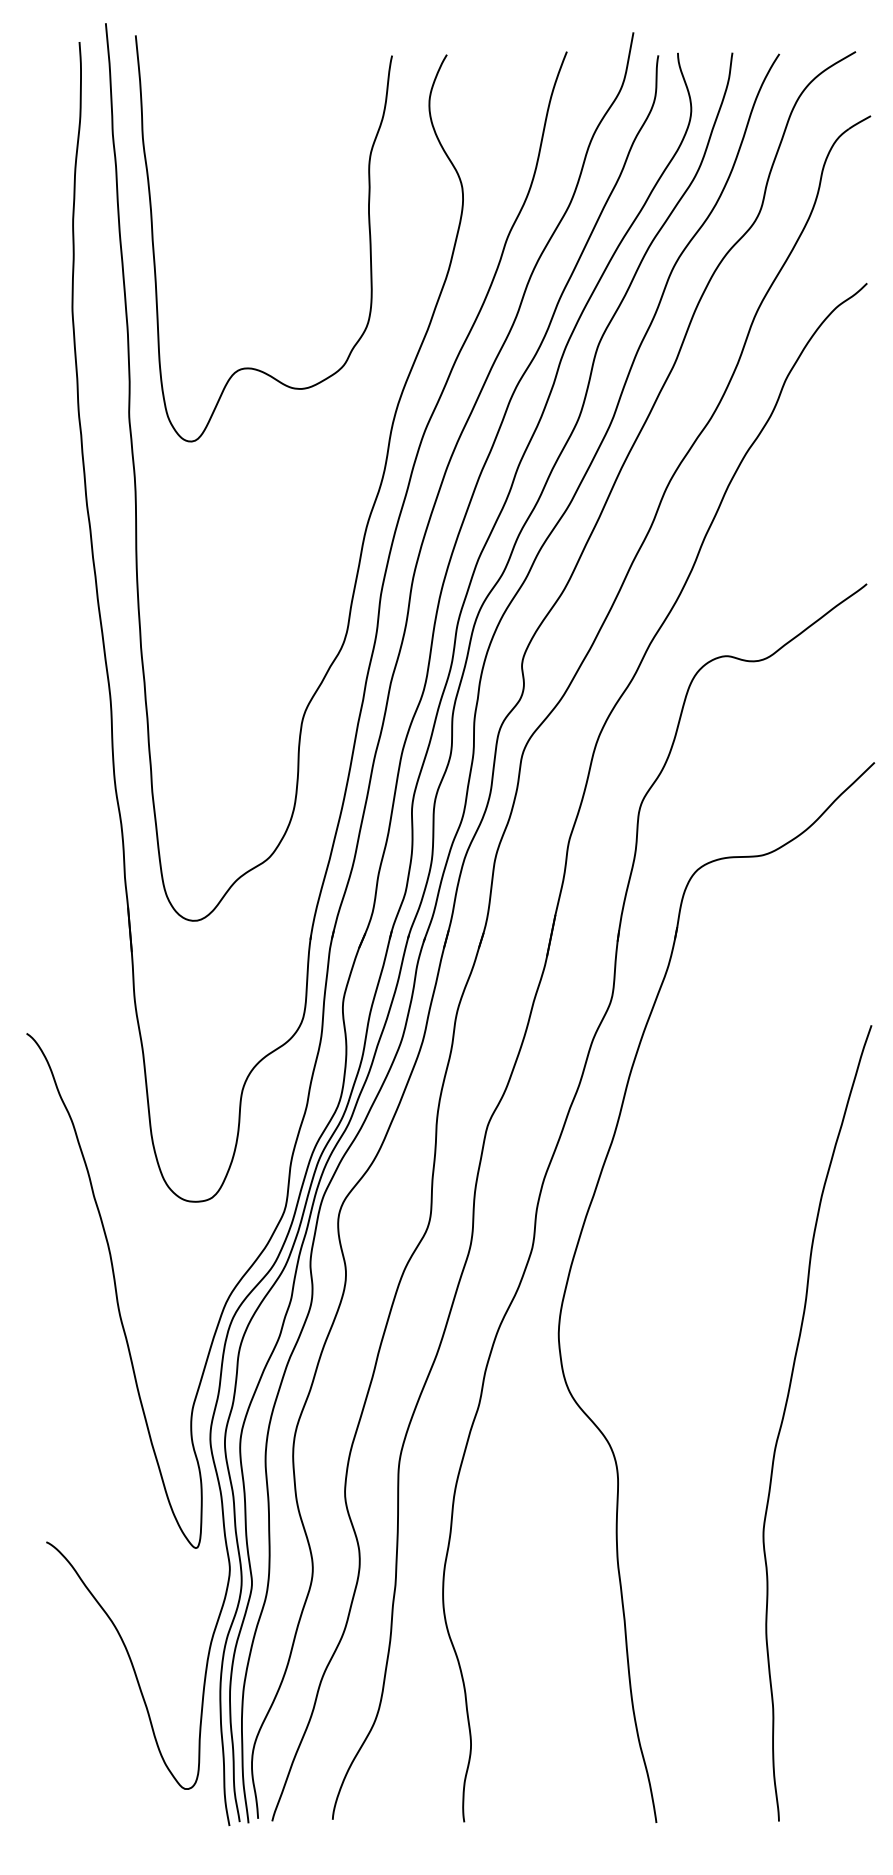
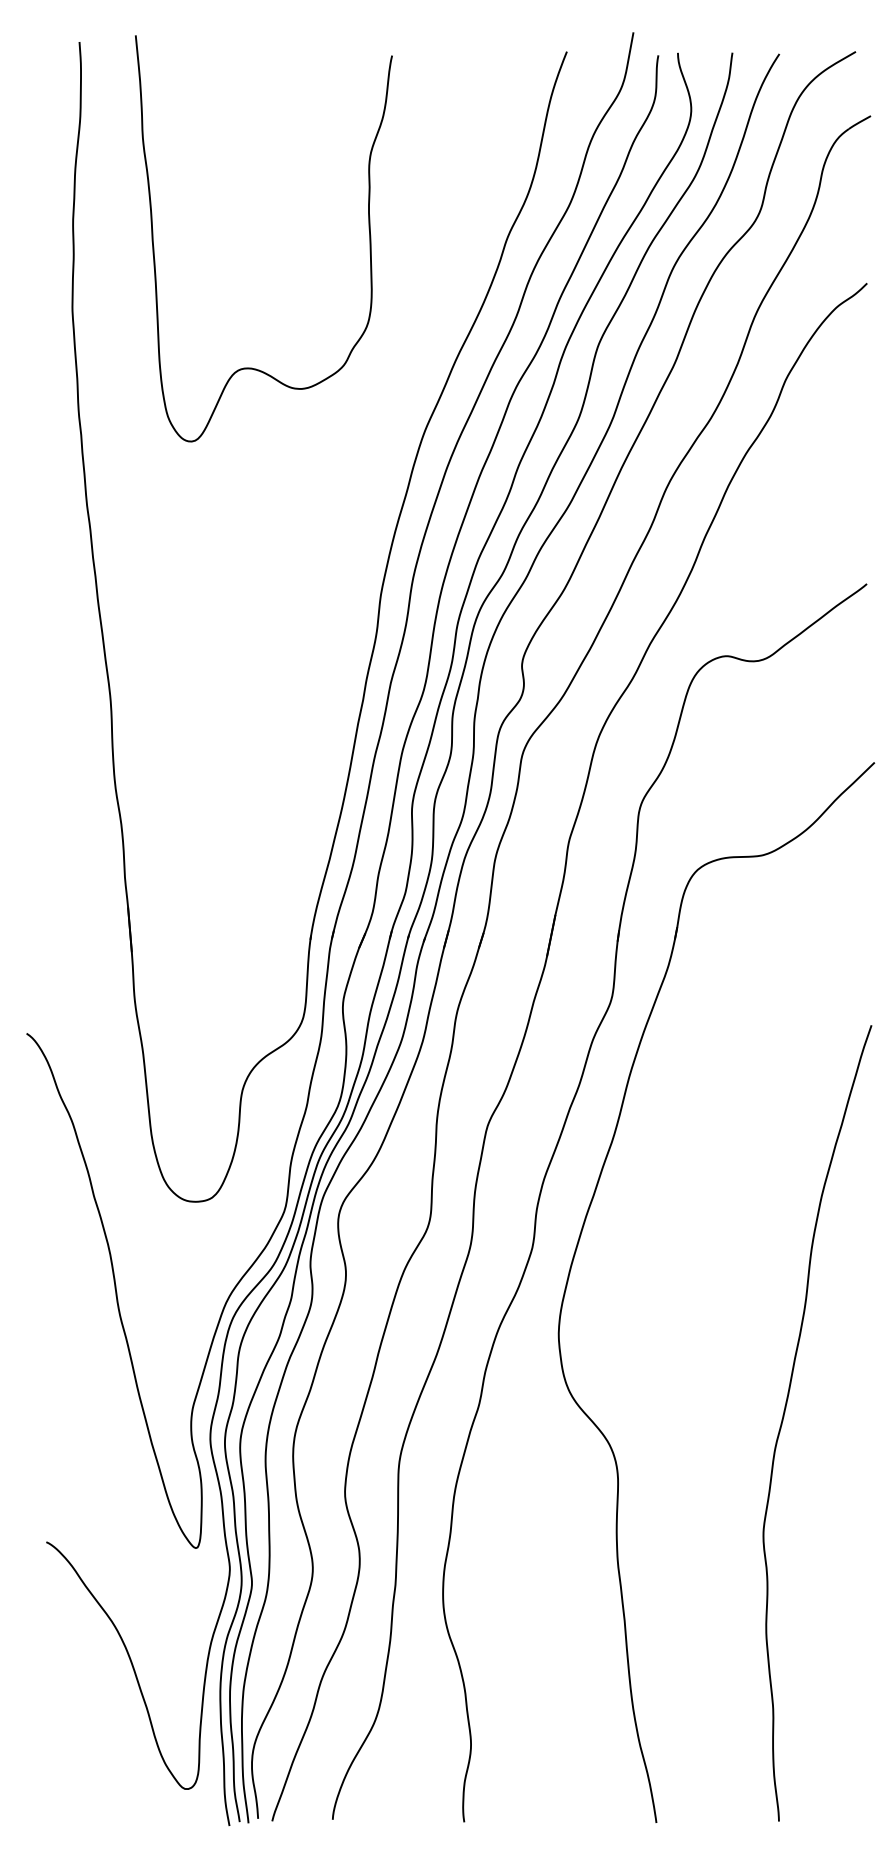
curve: present -> none (373, 502)
